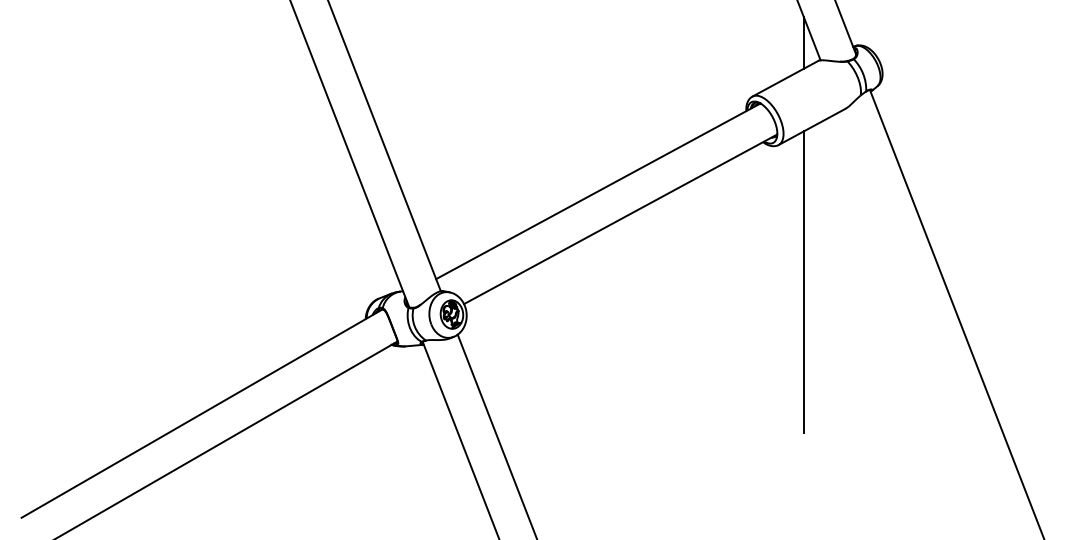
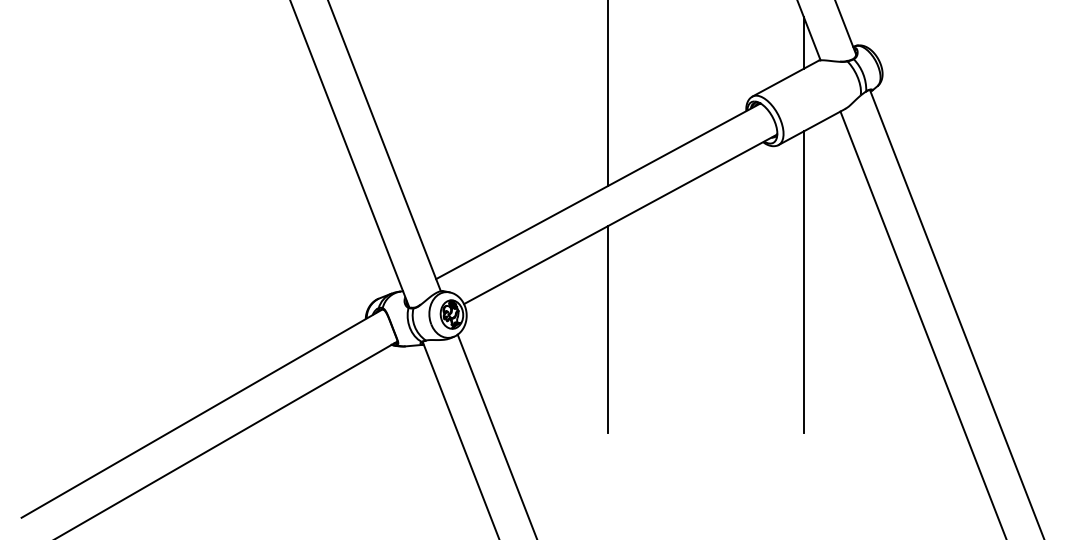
line: none -> present (607, 94)
line: none -> present (922, 323)
line: none -> present (607, 329)
